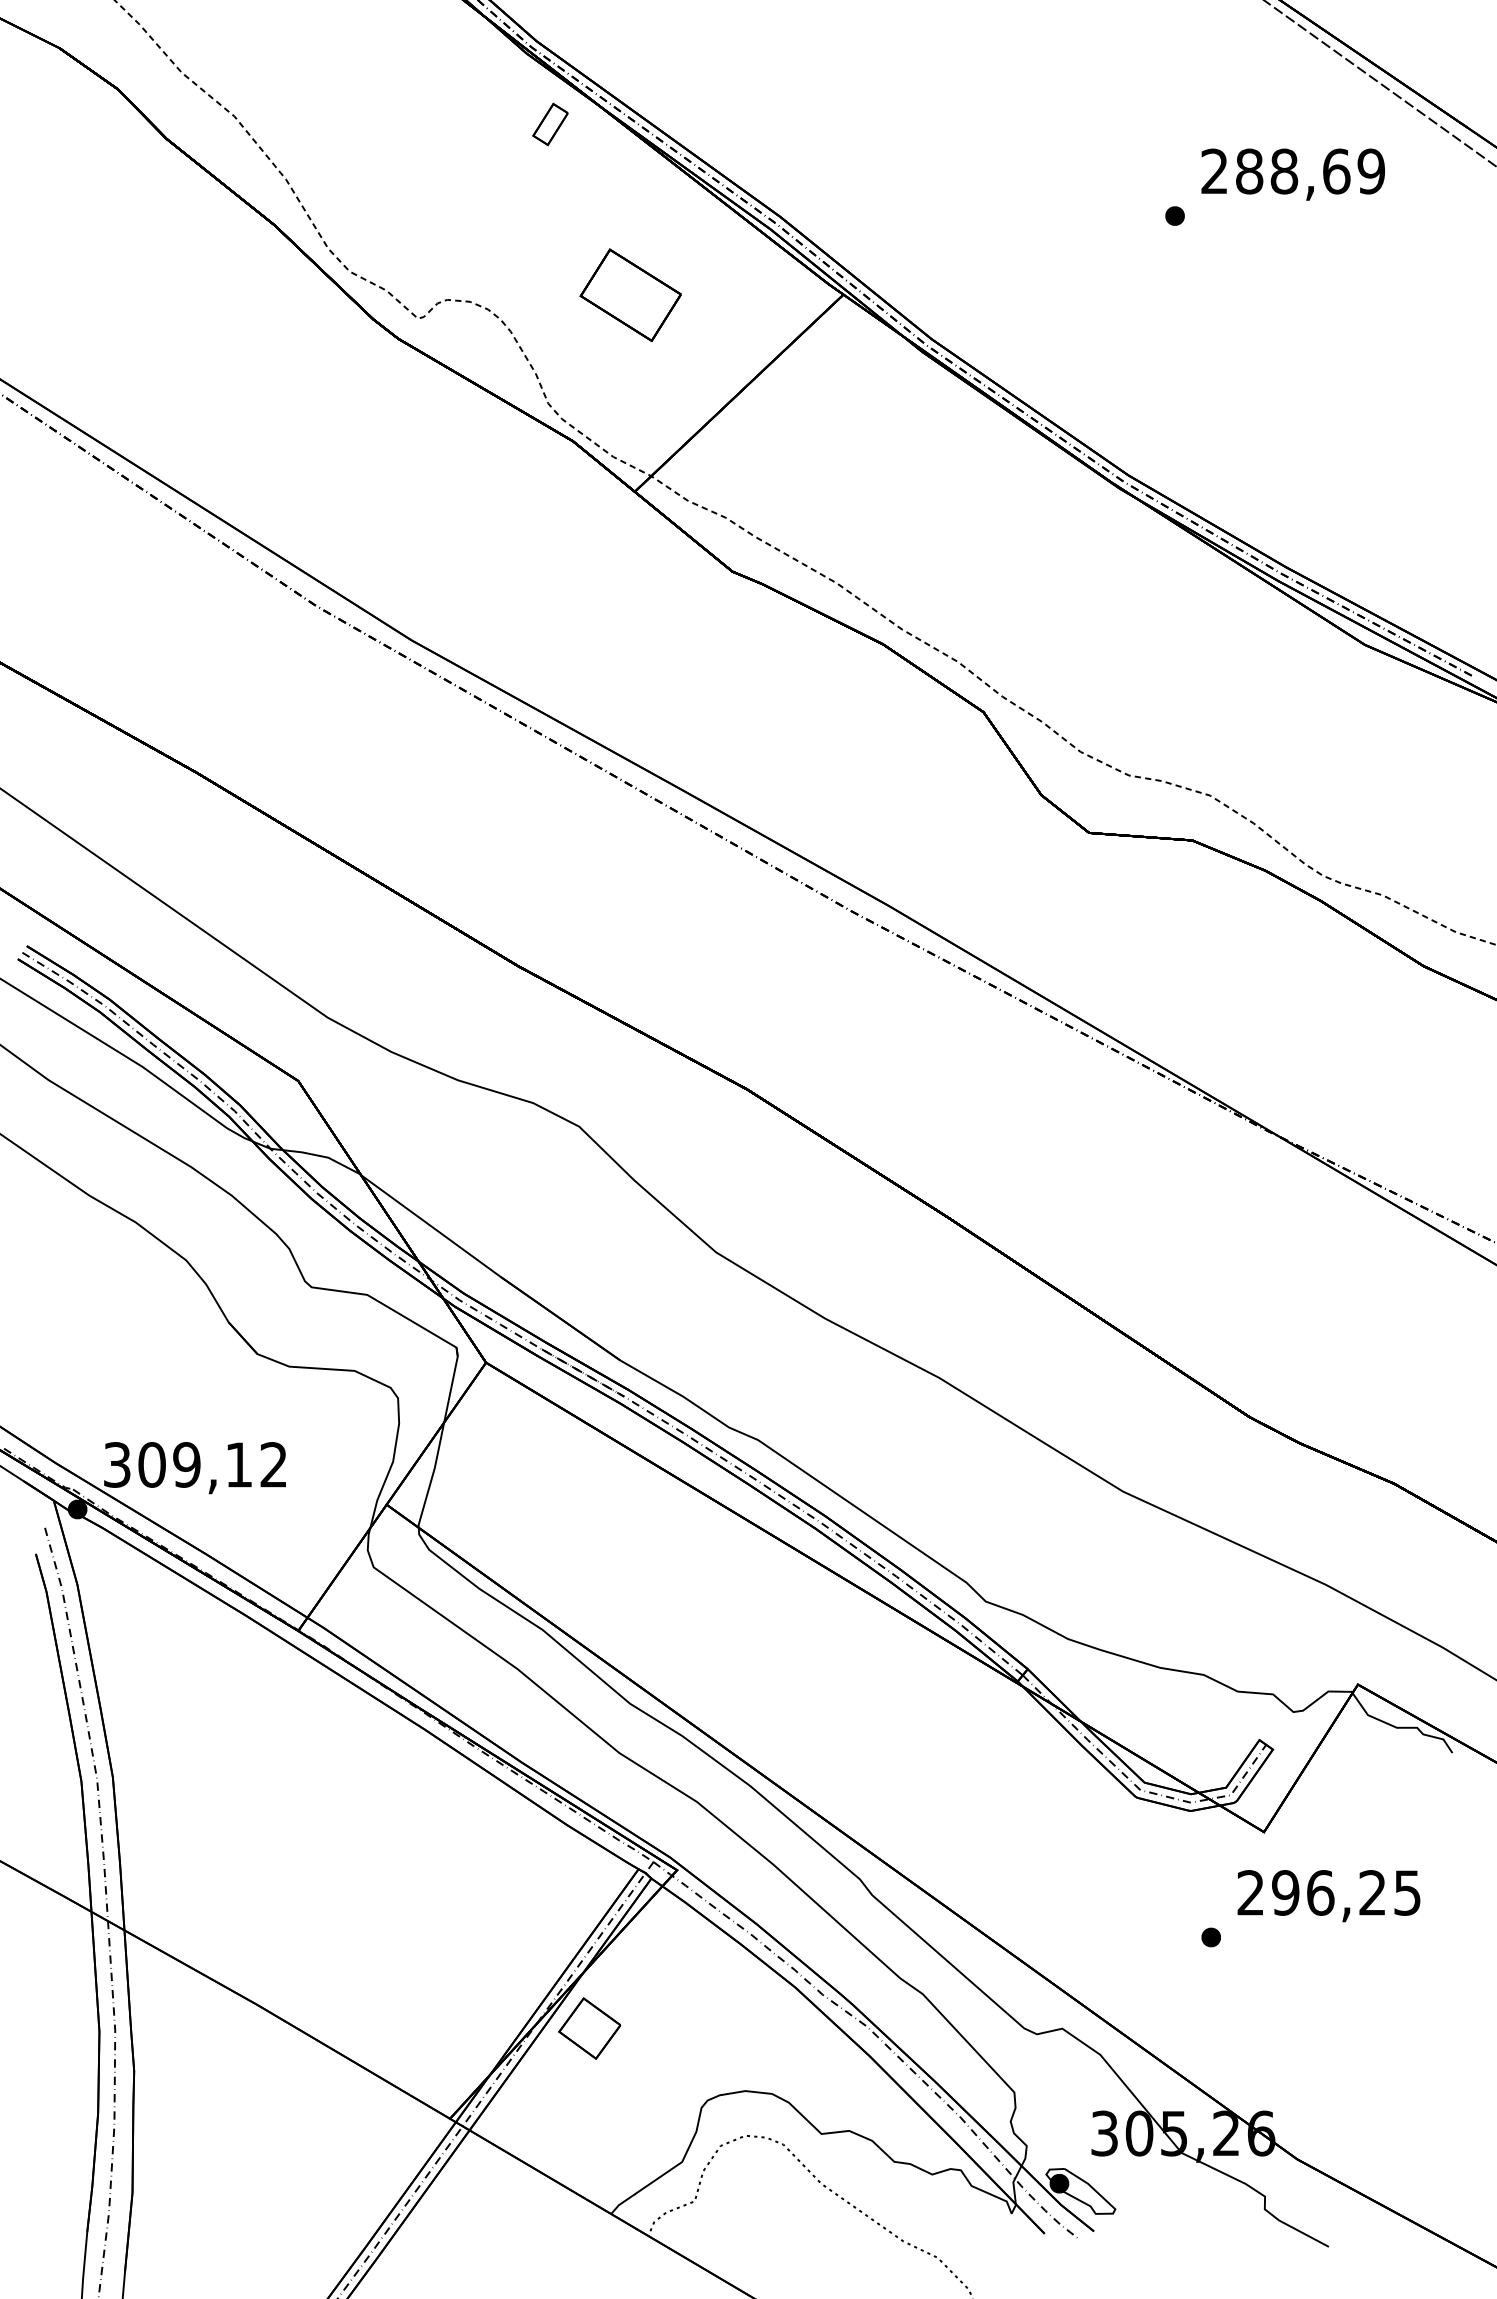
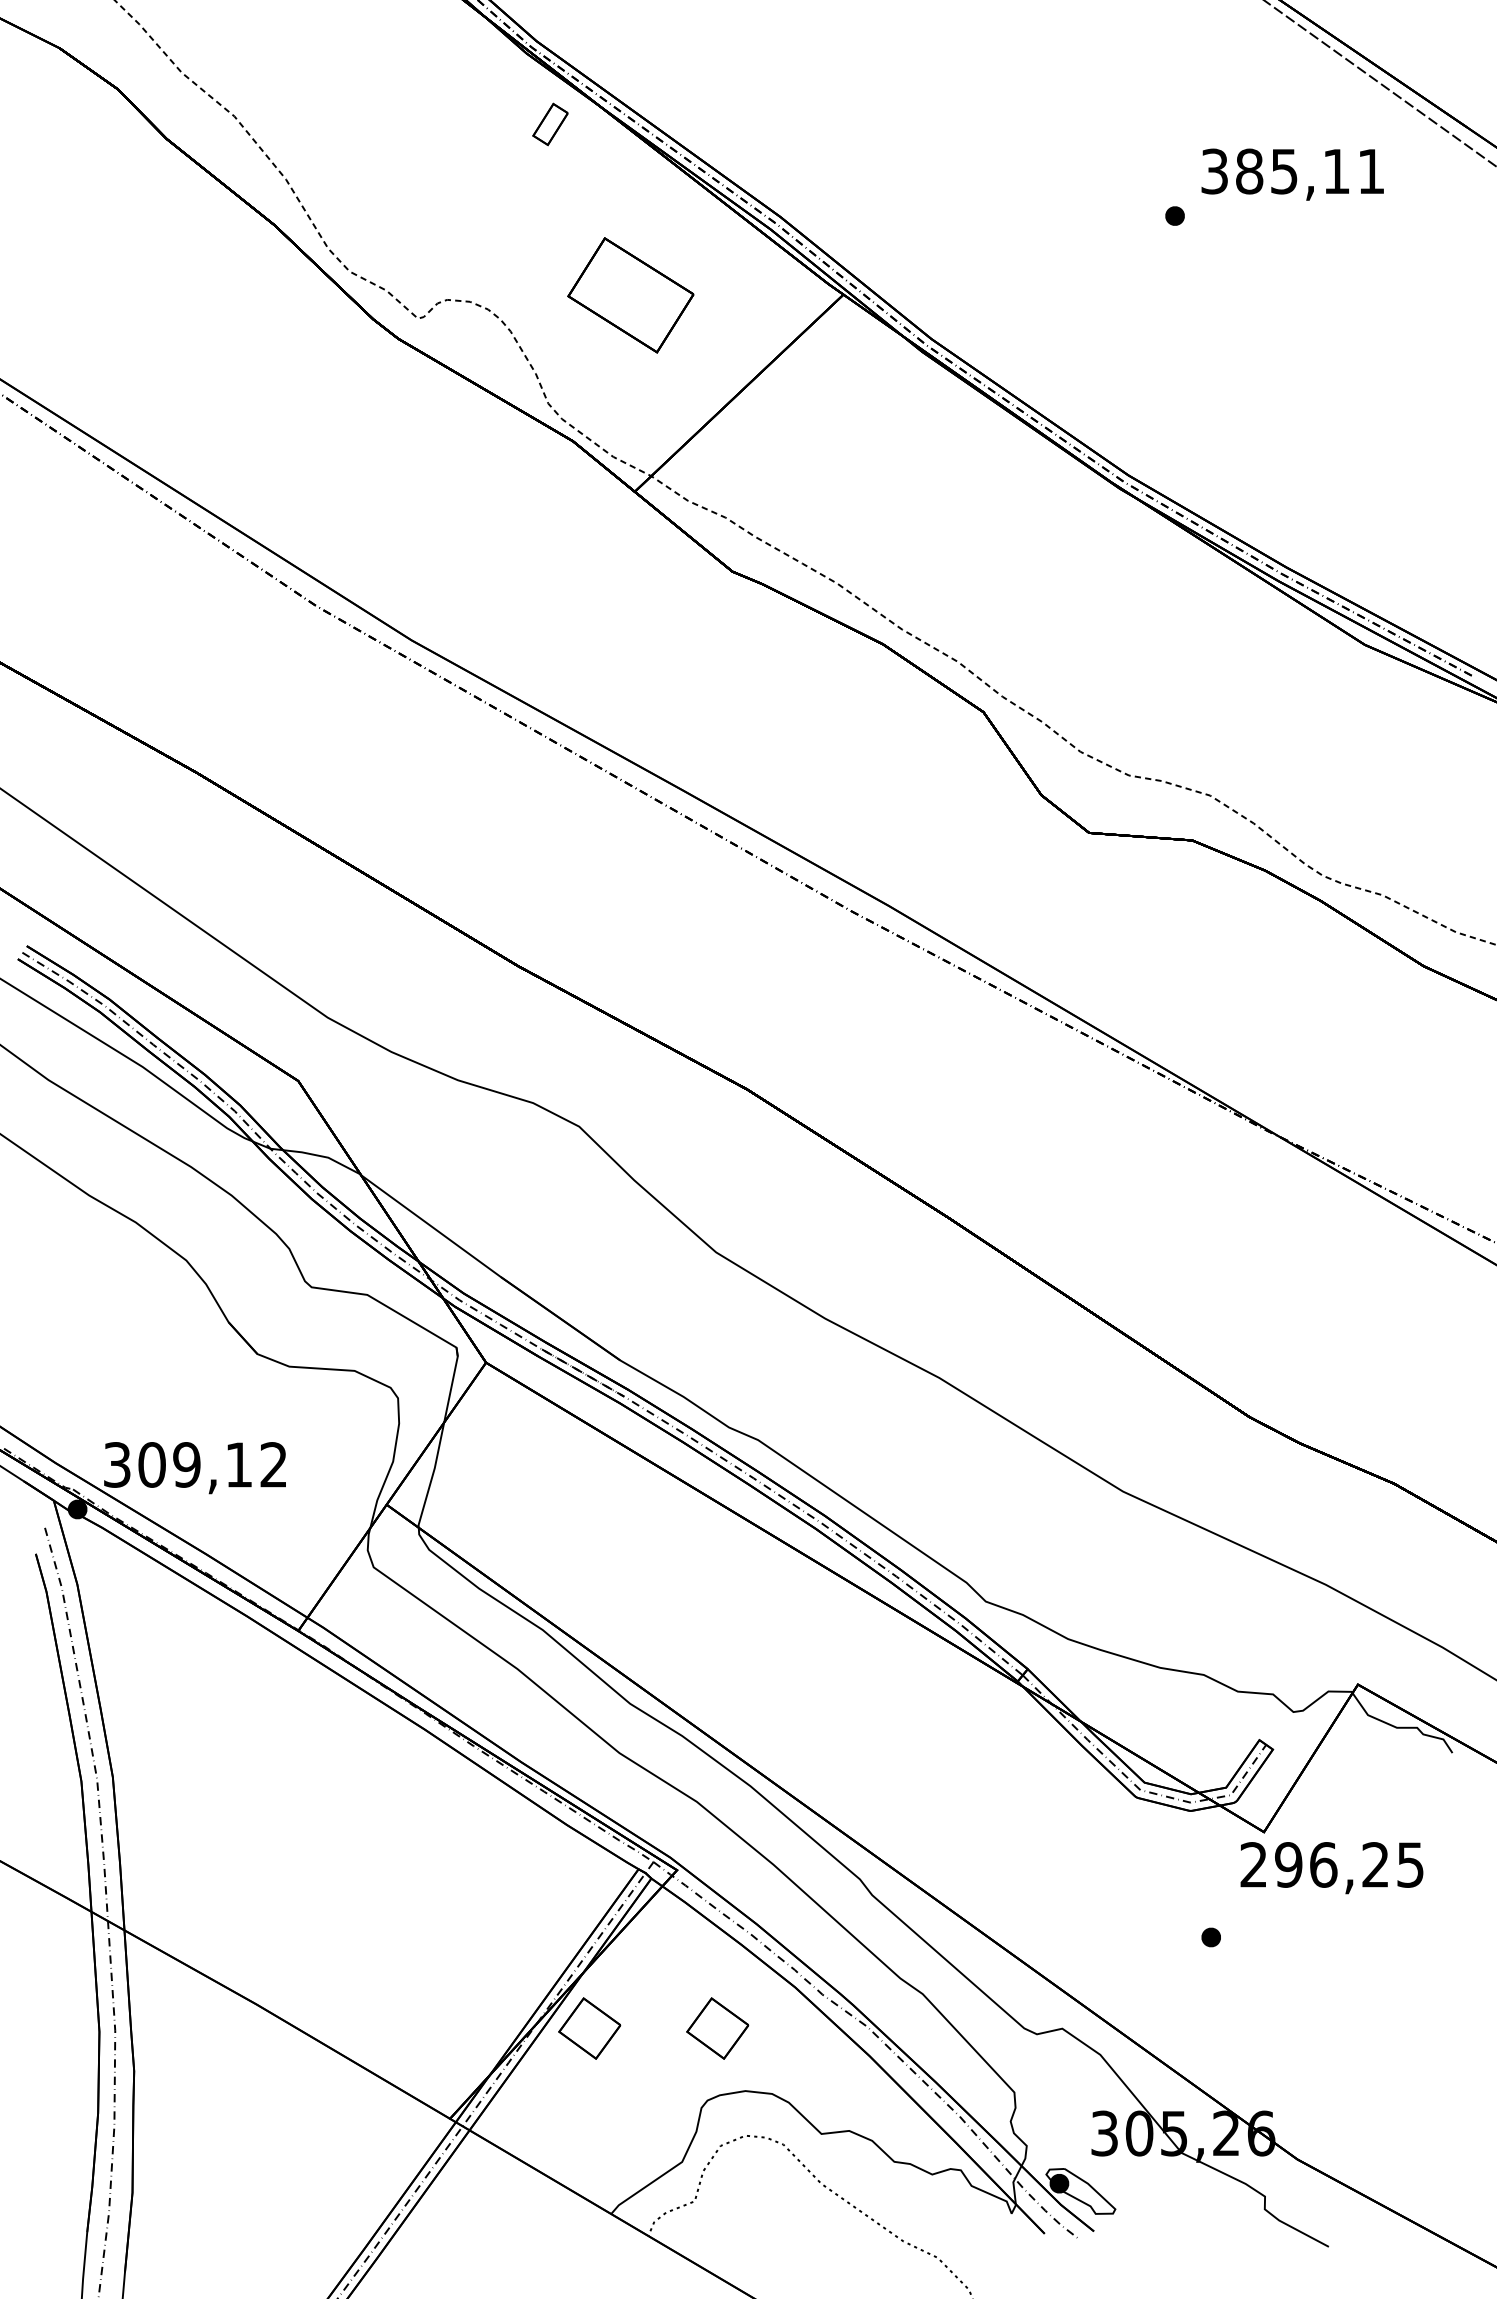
text: 288,69 -> 385,11 (1293, 171)
part size: 103x94 px -> 128x117 px (630, 295)
text position: (1328, 1896) -> (1331, 1868) (1331, 1868)
part: none -> present (717, 2028)
